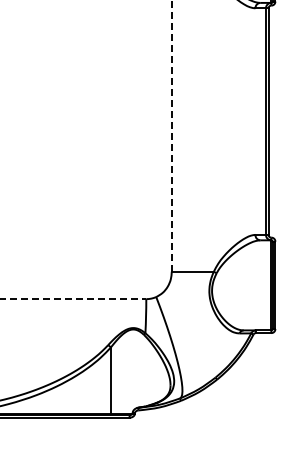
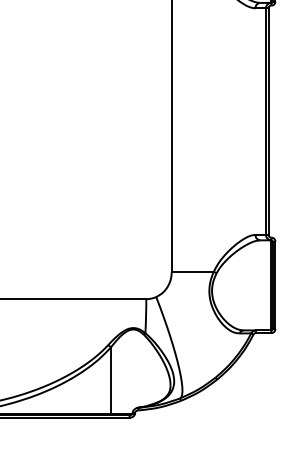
line: dashed -> solid (171, 135)
line: dashed -> solid (73, 299)
